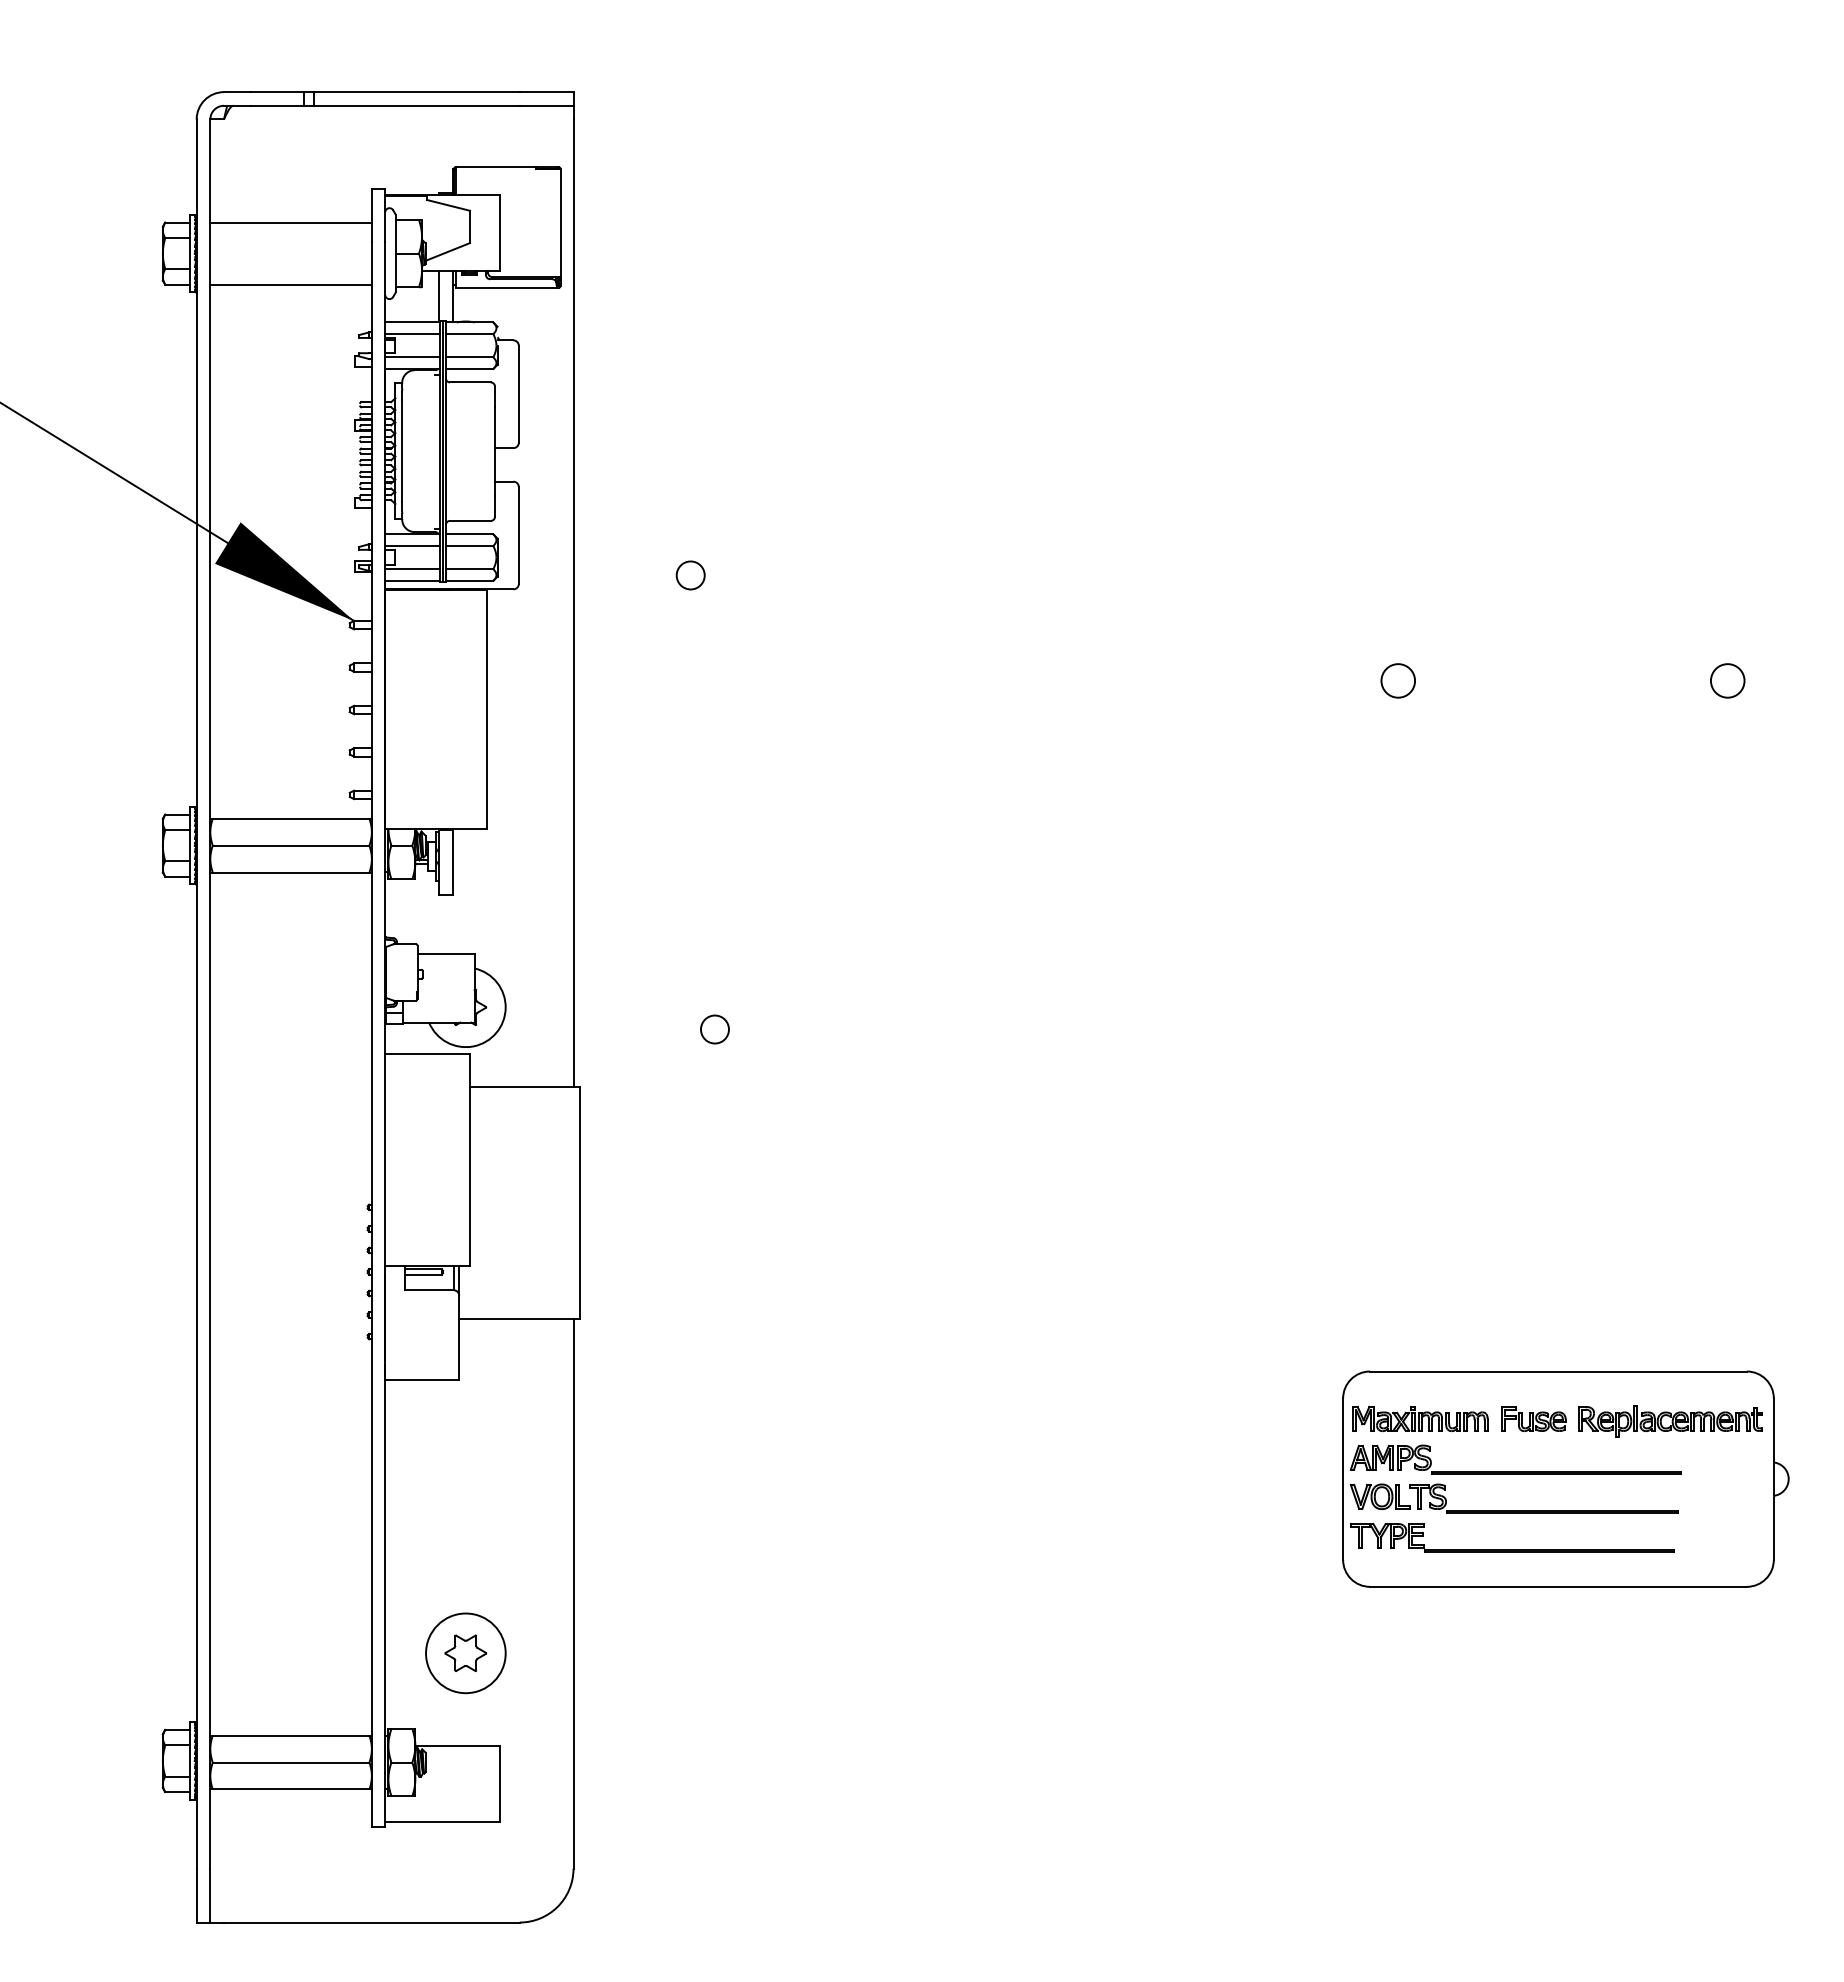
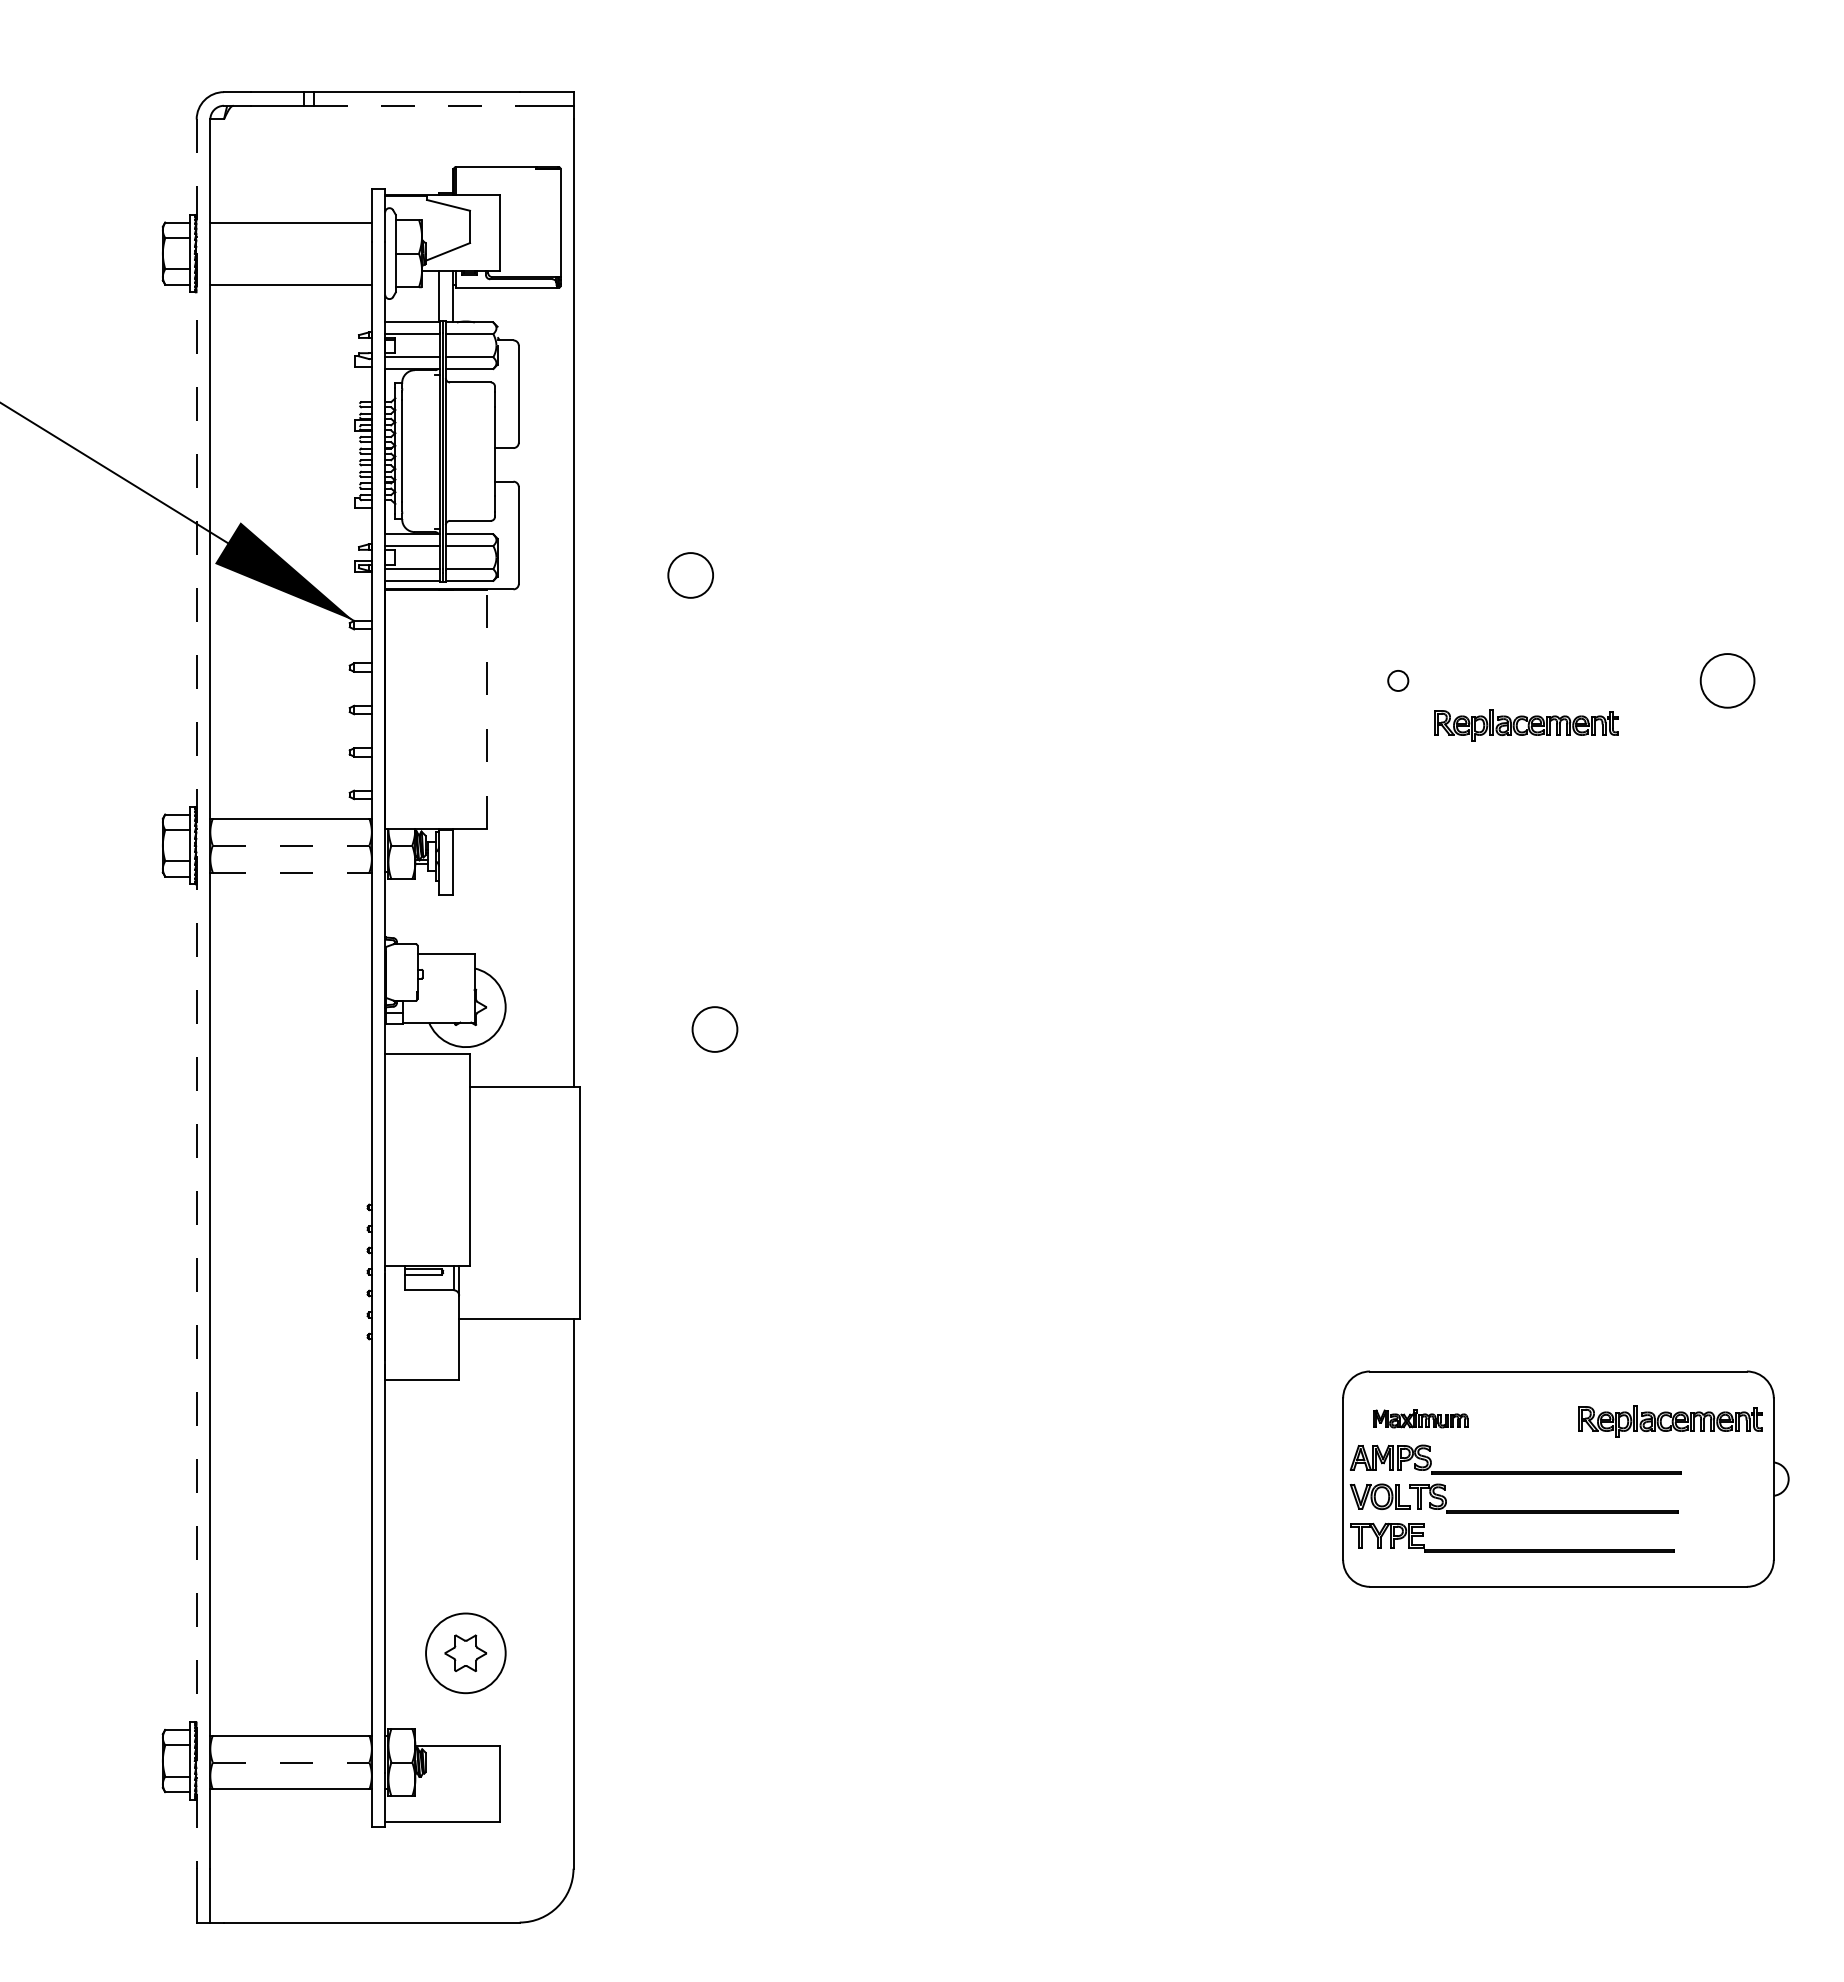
line: solid -> dashed (416, 105)
circle diameter: 28 px -> 45 px (690, 575)
circle diameter: 34 px -> 20 px (1398, 680)
circle size: 36x36 px -> 57x56 px (1727, 680)
line: solid -> dashed (487, 709)
part: none -> present (1526, 725)
line: solid -> dashed (291, 845)
line: solid -> dashed (291, 872)
line: solid -> dashed (196, 994)
circle diameter: 28 px -> 45 px (714, 1029)
part size: 137x26 px -> 96x20 px (1420, 1418)
part: present -> none (1533, 1418)
line: solid -> dashed (291, 1762)
